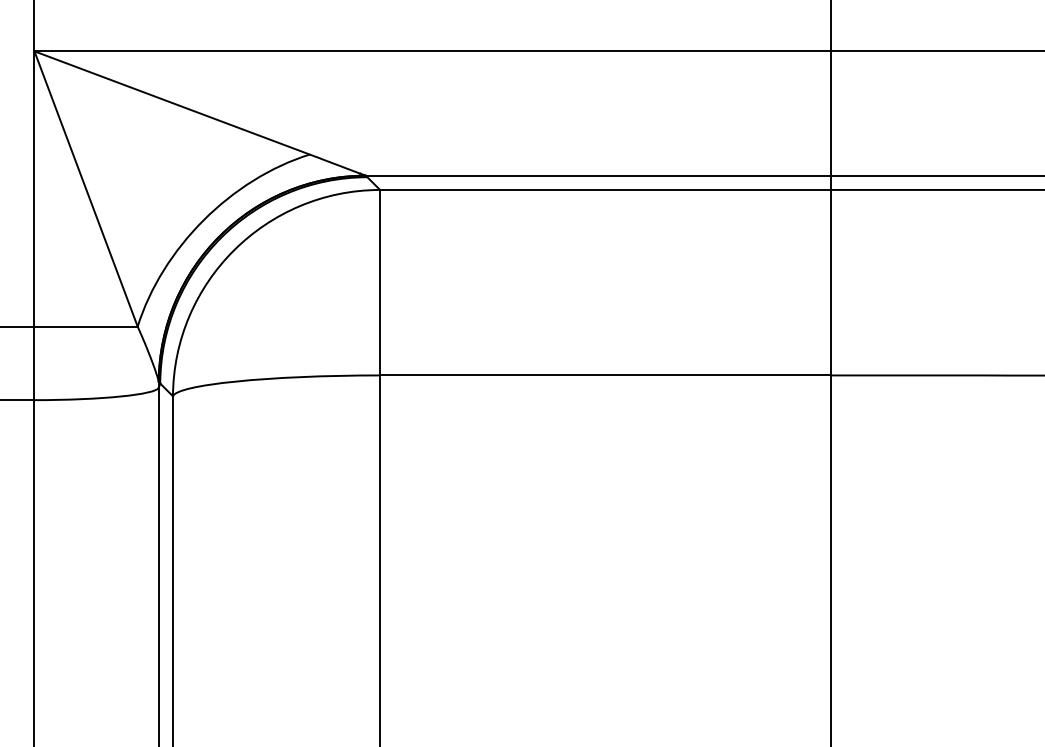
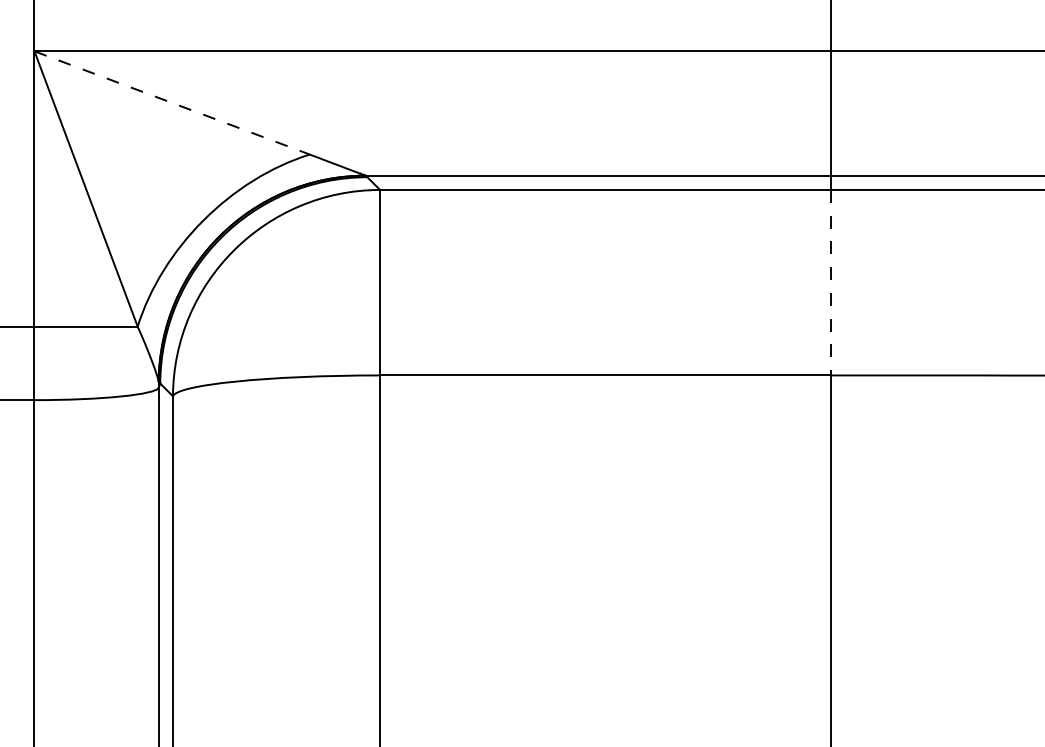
line: solid -> dashed (172, 103)
line: solid -> dashed (830, 282)
